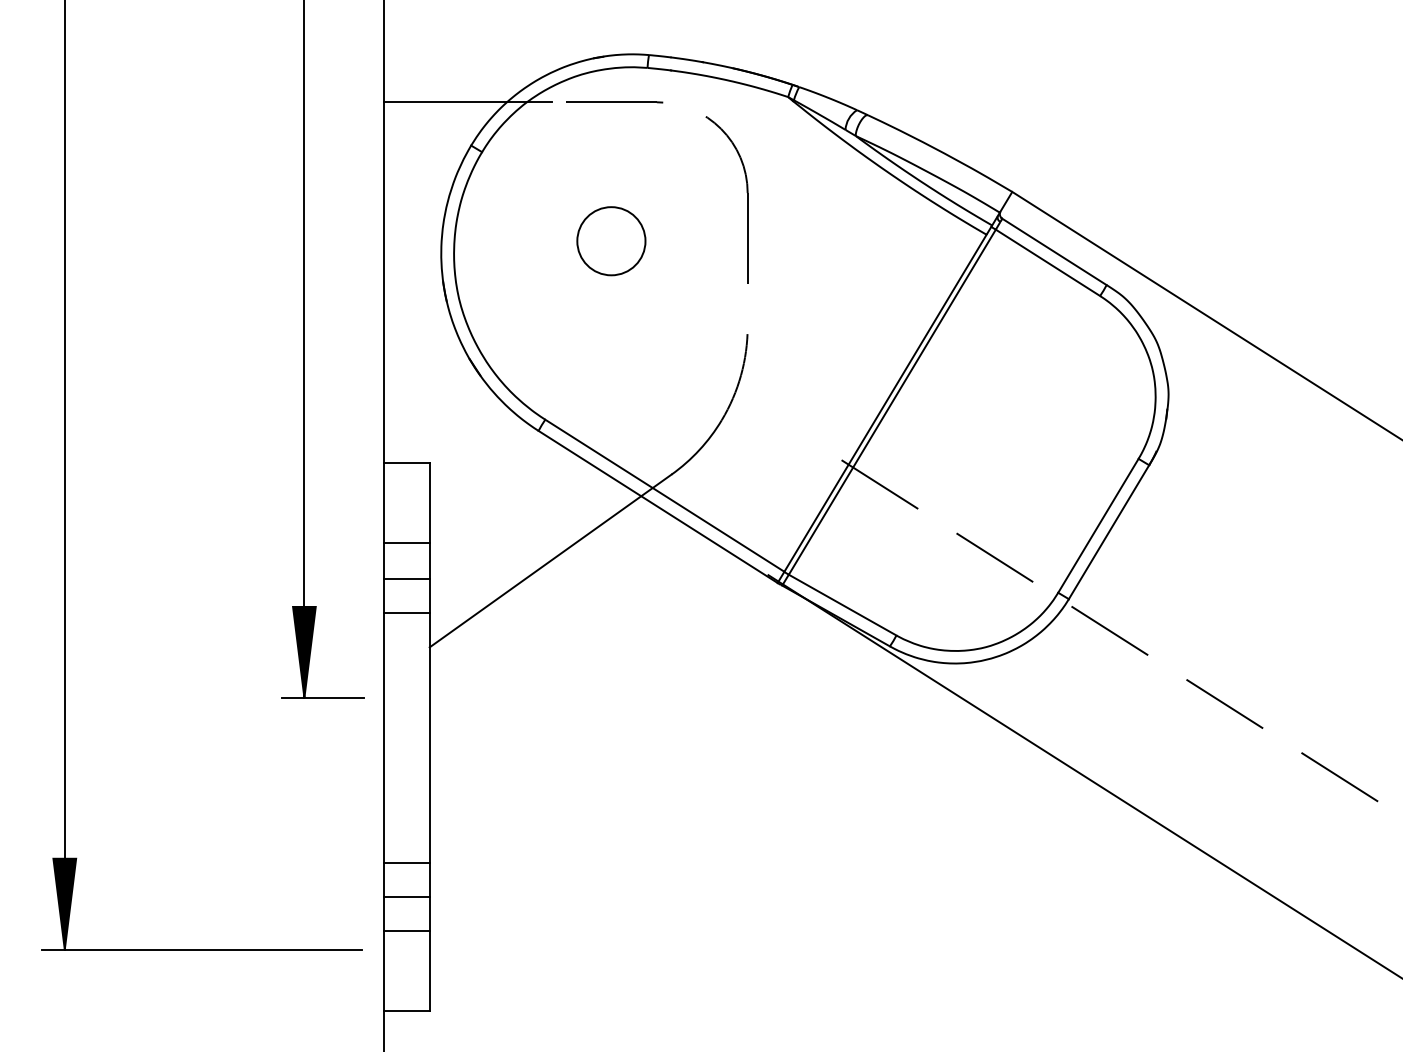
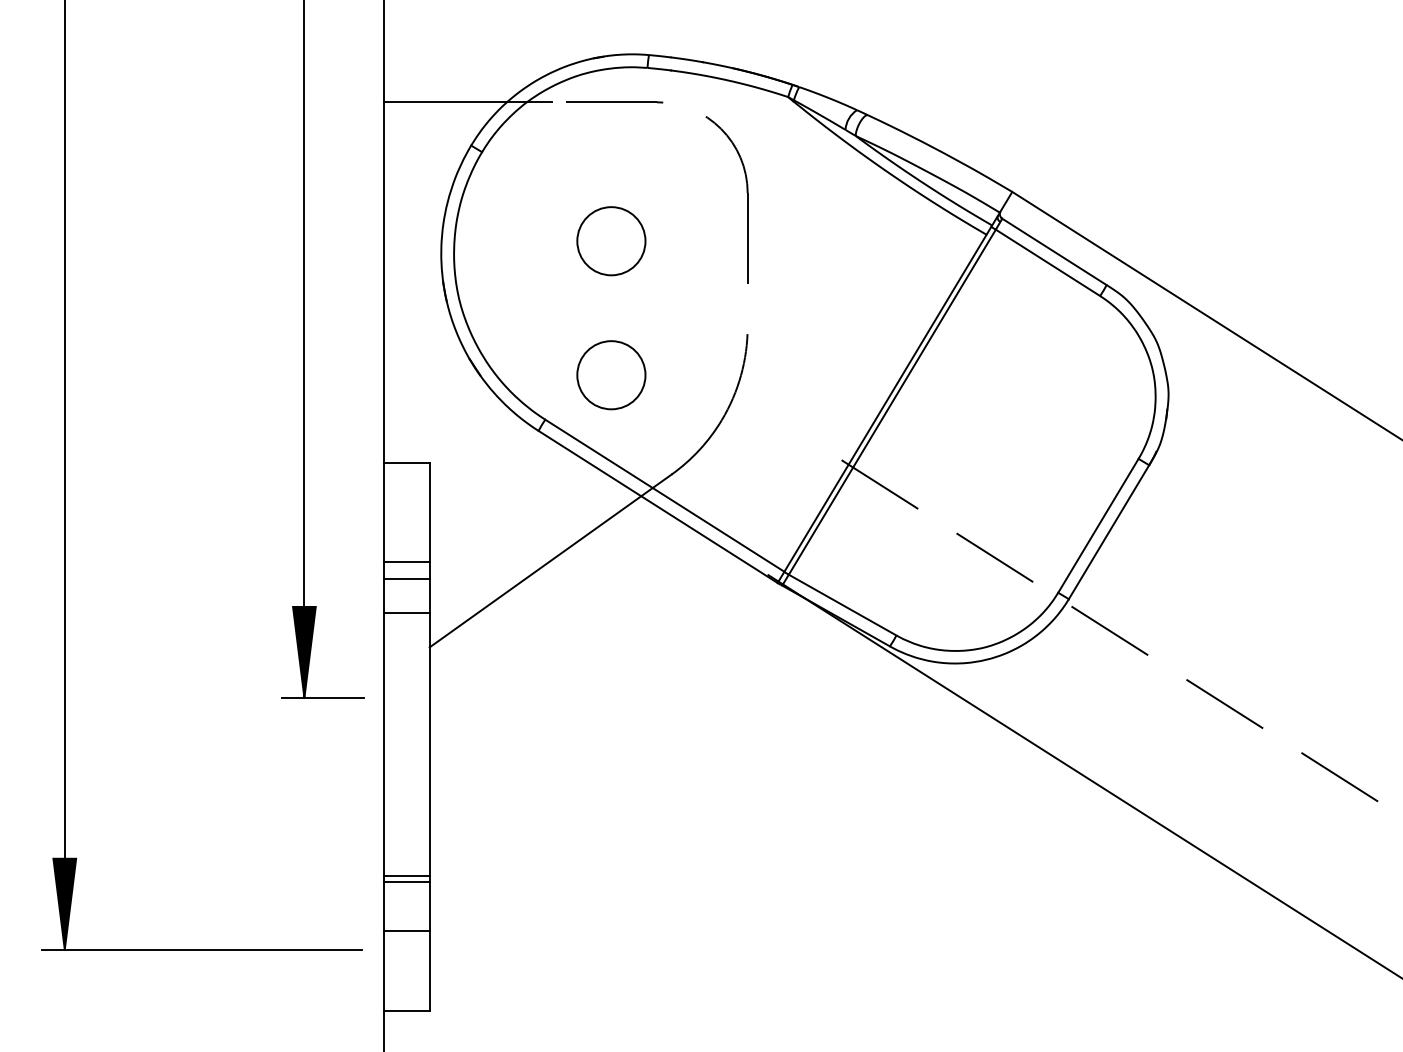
circle: none -> present (611, 375)
line position: (406, 543) -> (406, 562) (406, 562)
line position: (406, 863) -> (406, 876) (406, 876)
line position: (406, 897) -> (406, 882) (406, 882)
